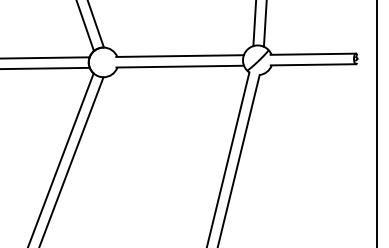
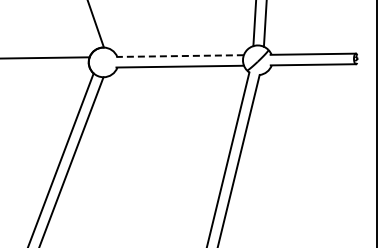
line: present -> none (85, 26)
line: solid -> dashed (180, 56)
line: present -> none (45, 68)
